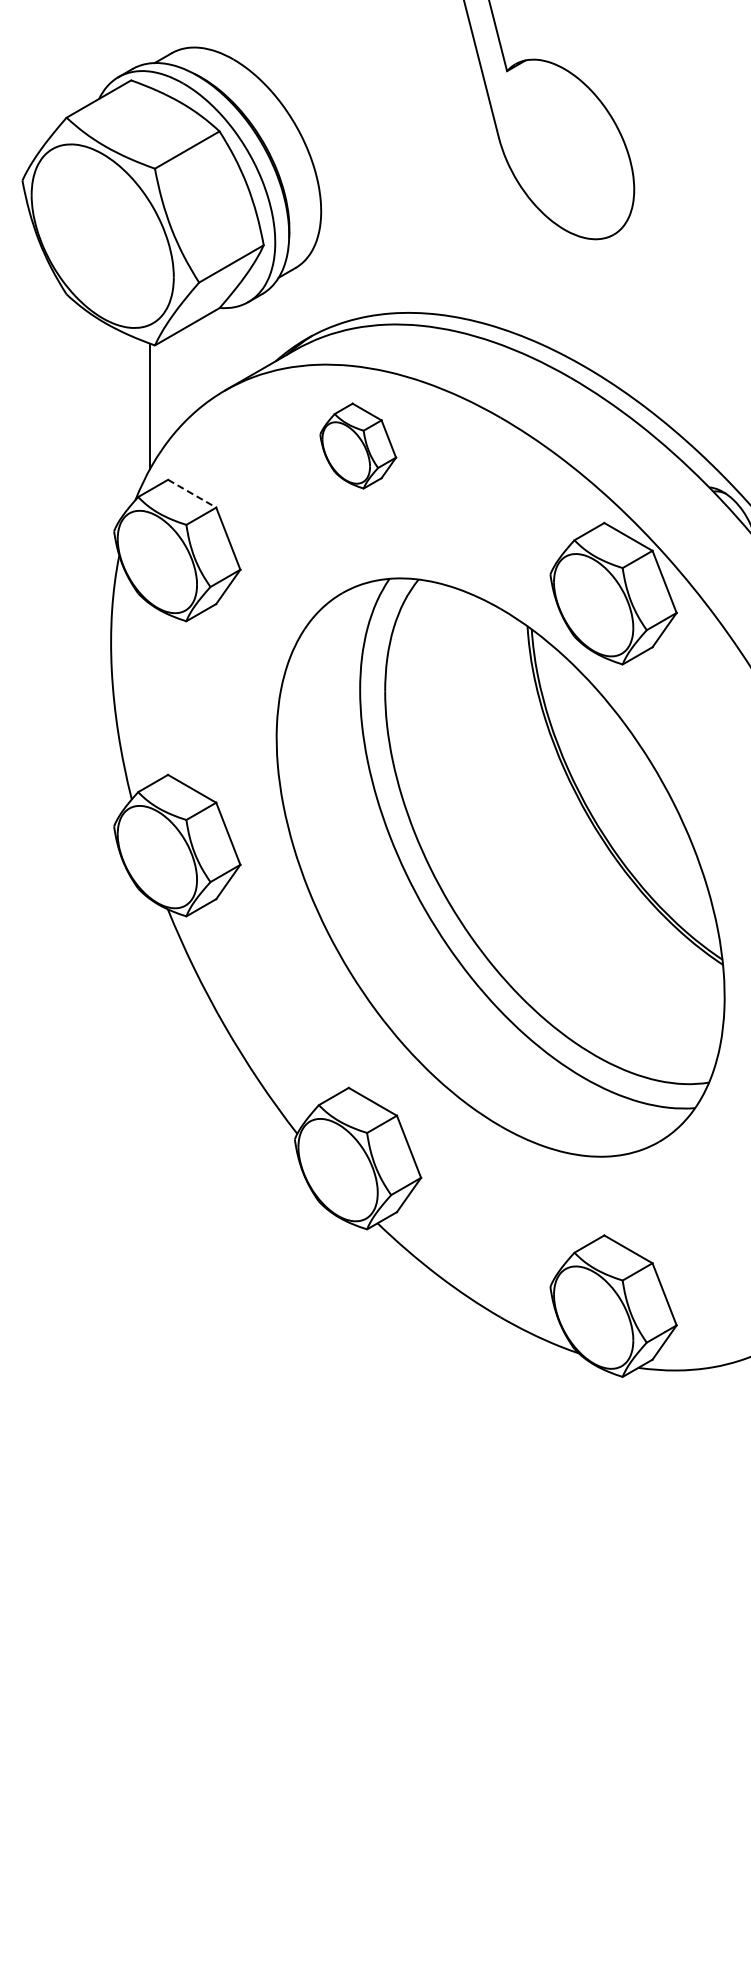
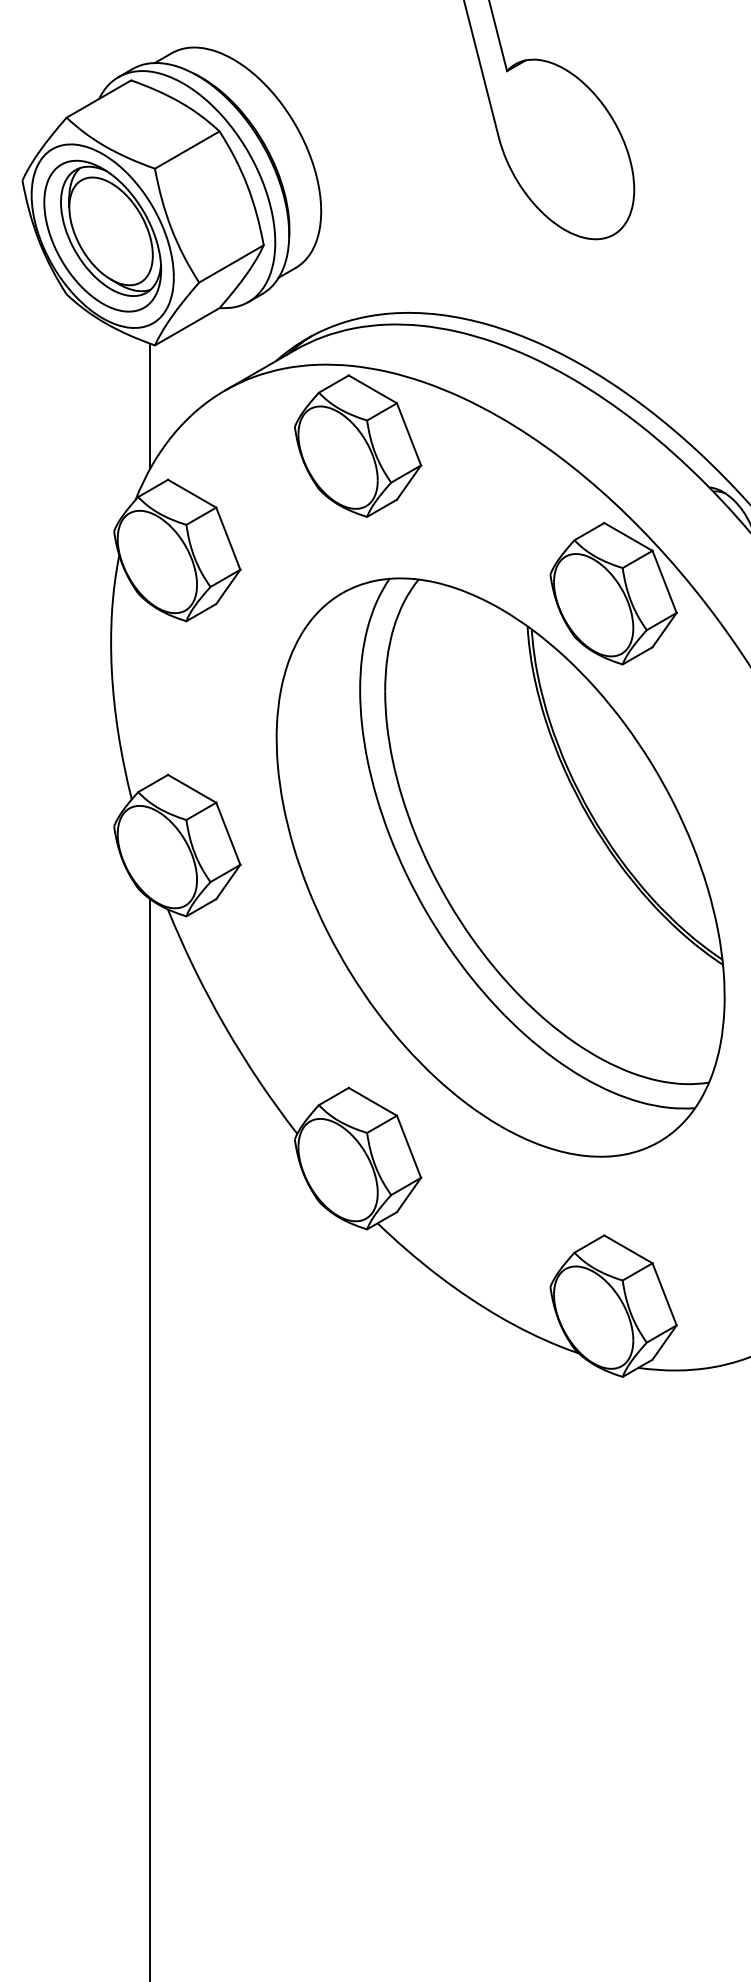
part: none -> present (102, 235)
part size: 79x88 px -> 129x144 px (358, 445)
line: dashed -> solid (192, 493)
line: none -> present (150, 1438)
